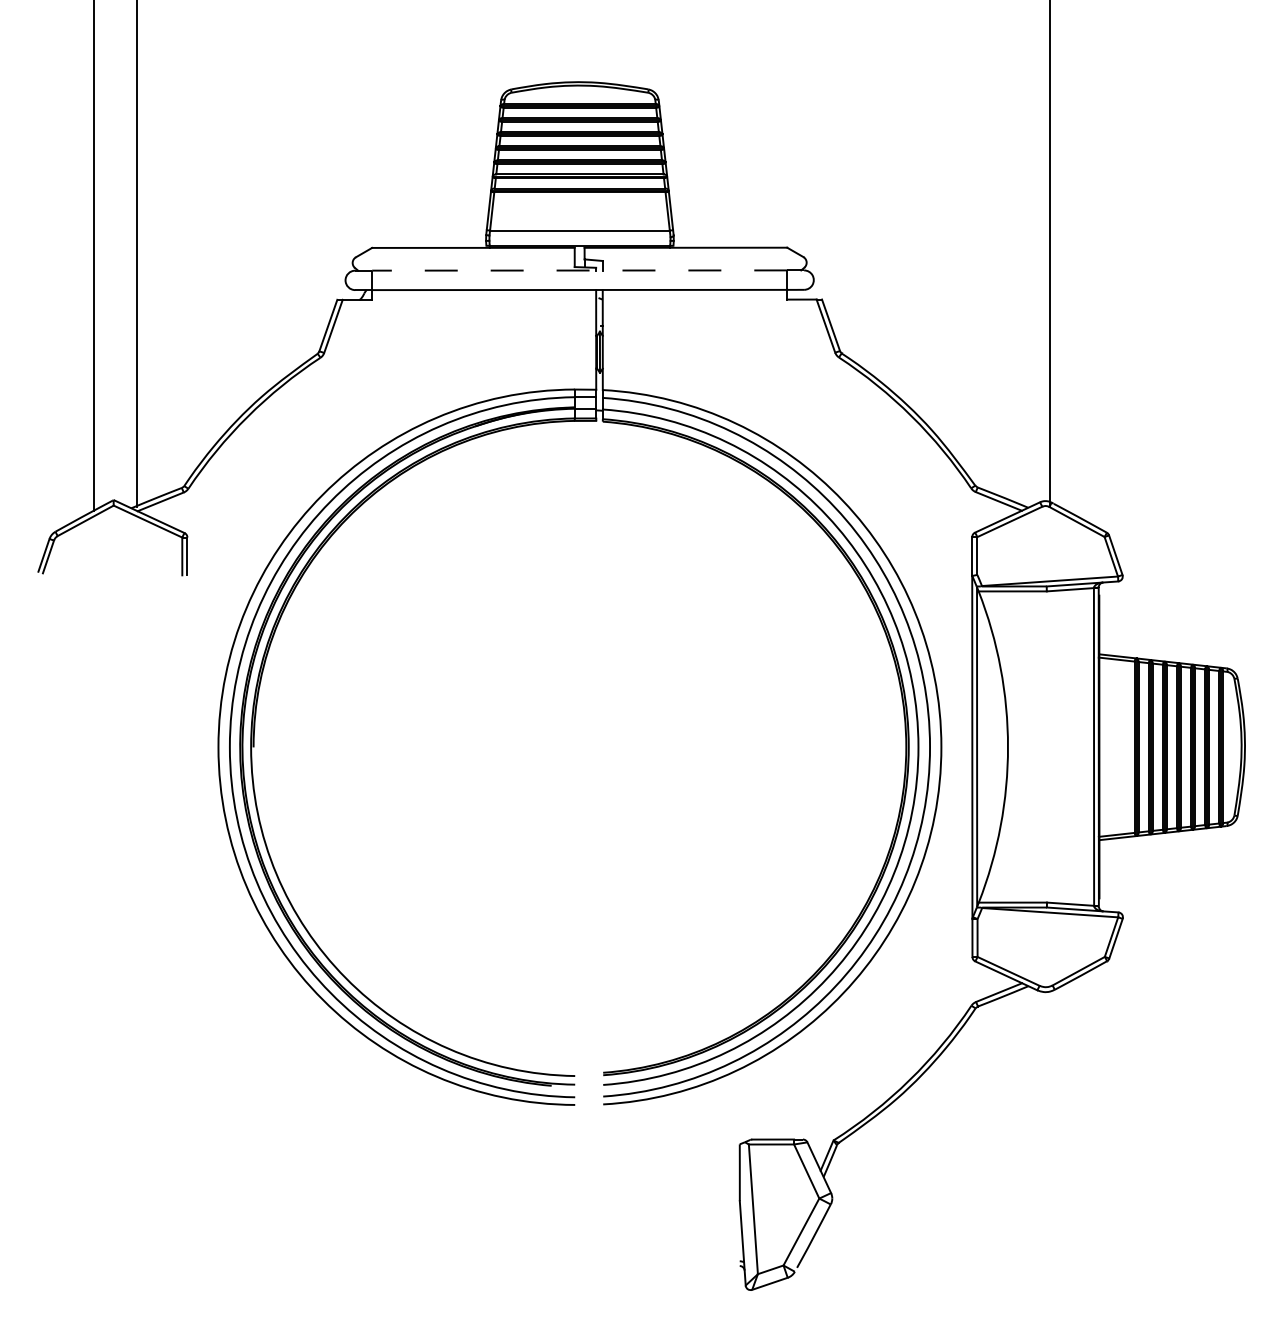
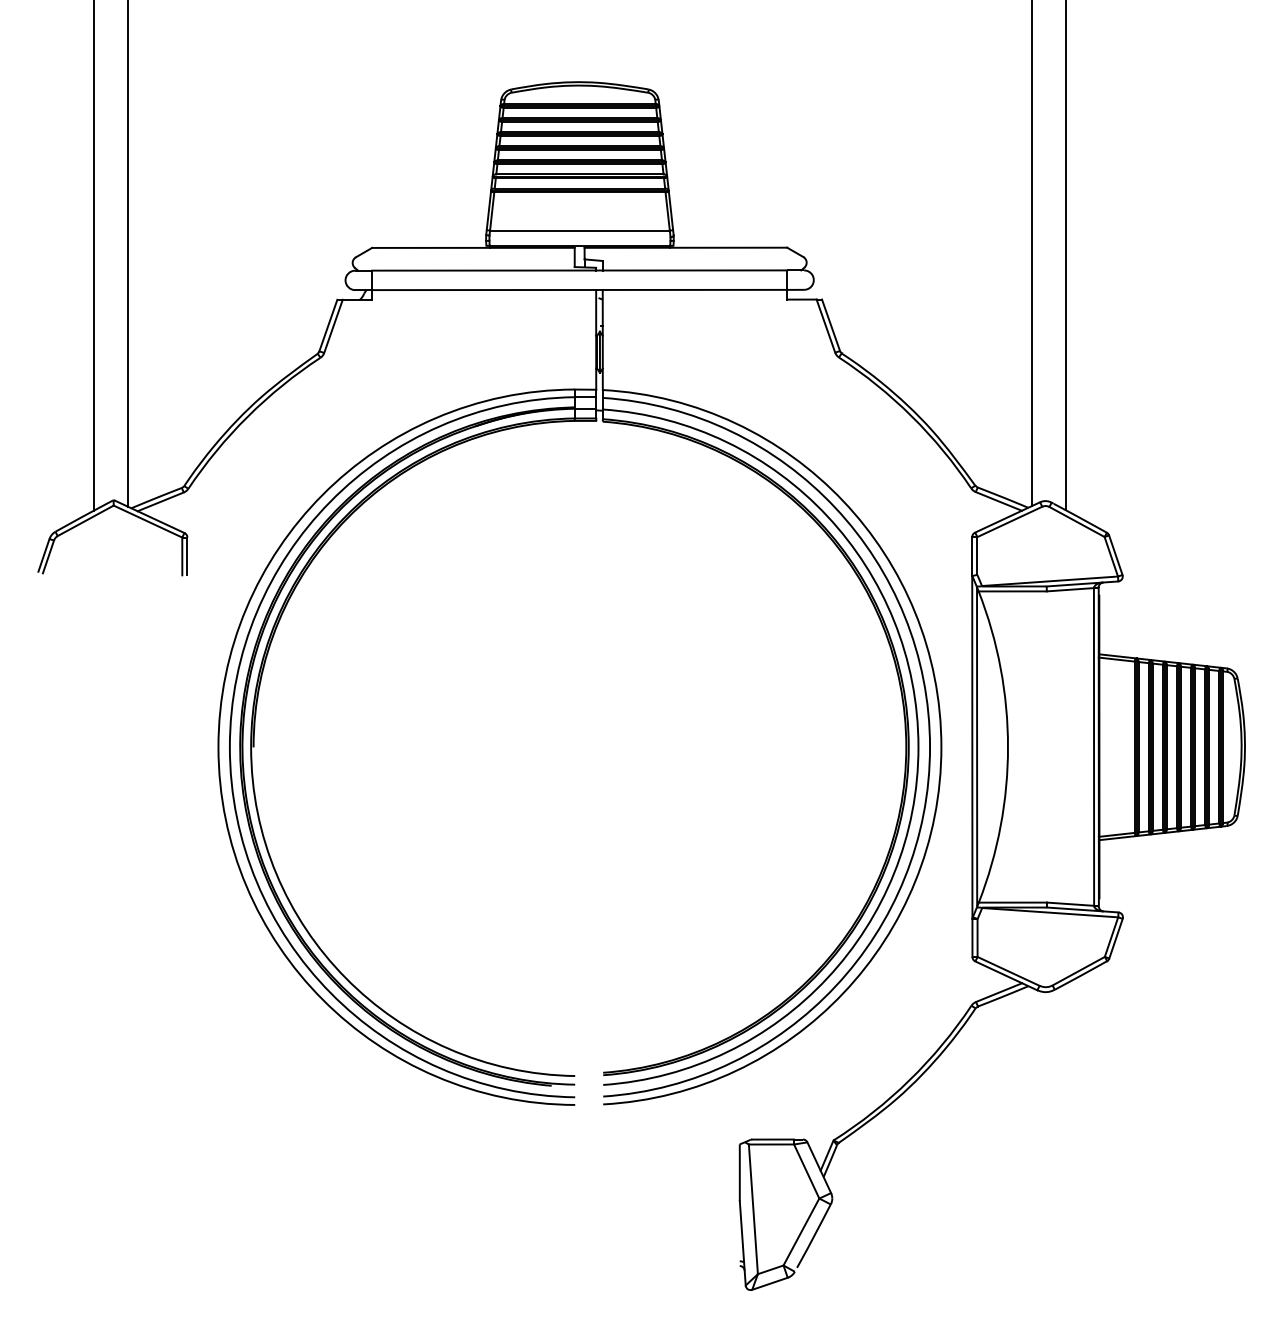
line position: (137, 254) -> (128, 254) (128, 254)
line position: (1049, 254) -> (1031, 254) (1031, 254)
line: none -> present (1066, 256)
line: dashed -> solid (579, 270)
